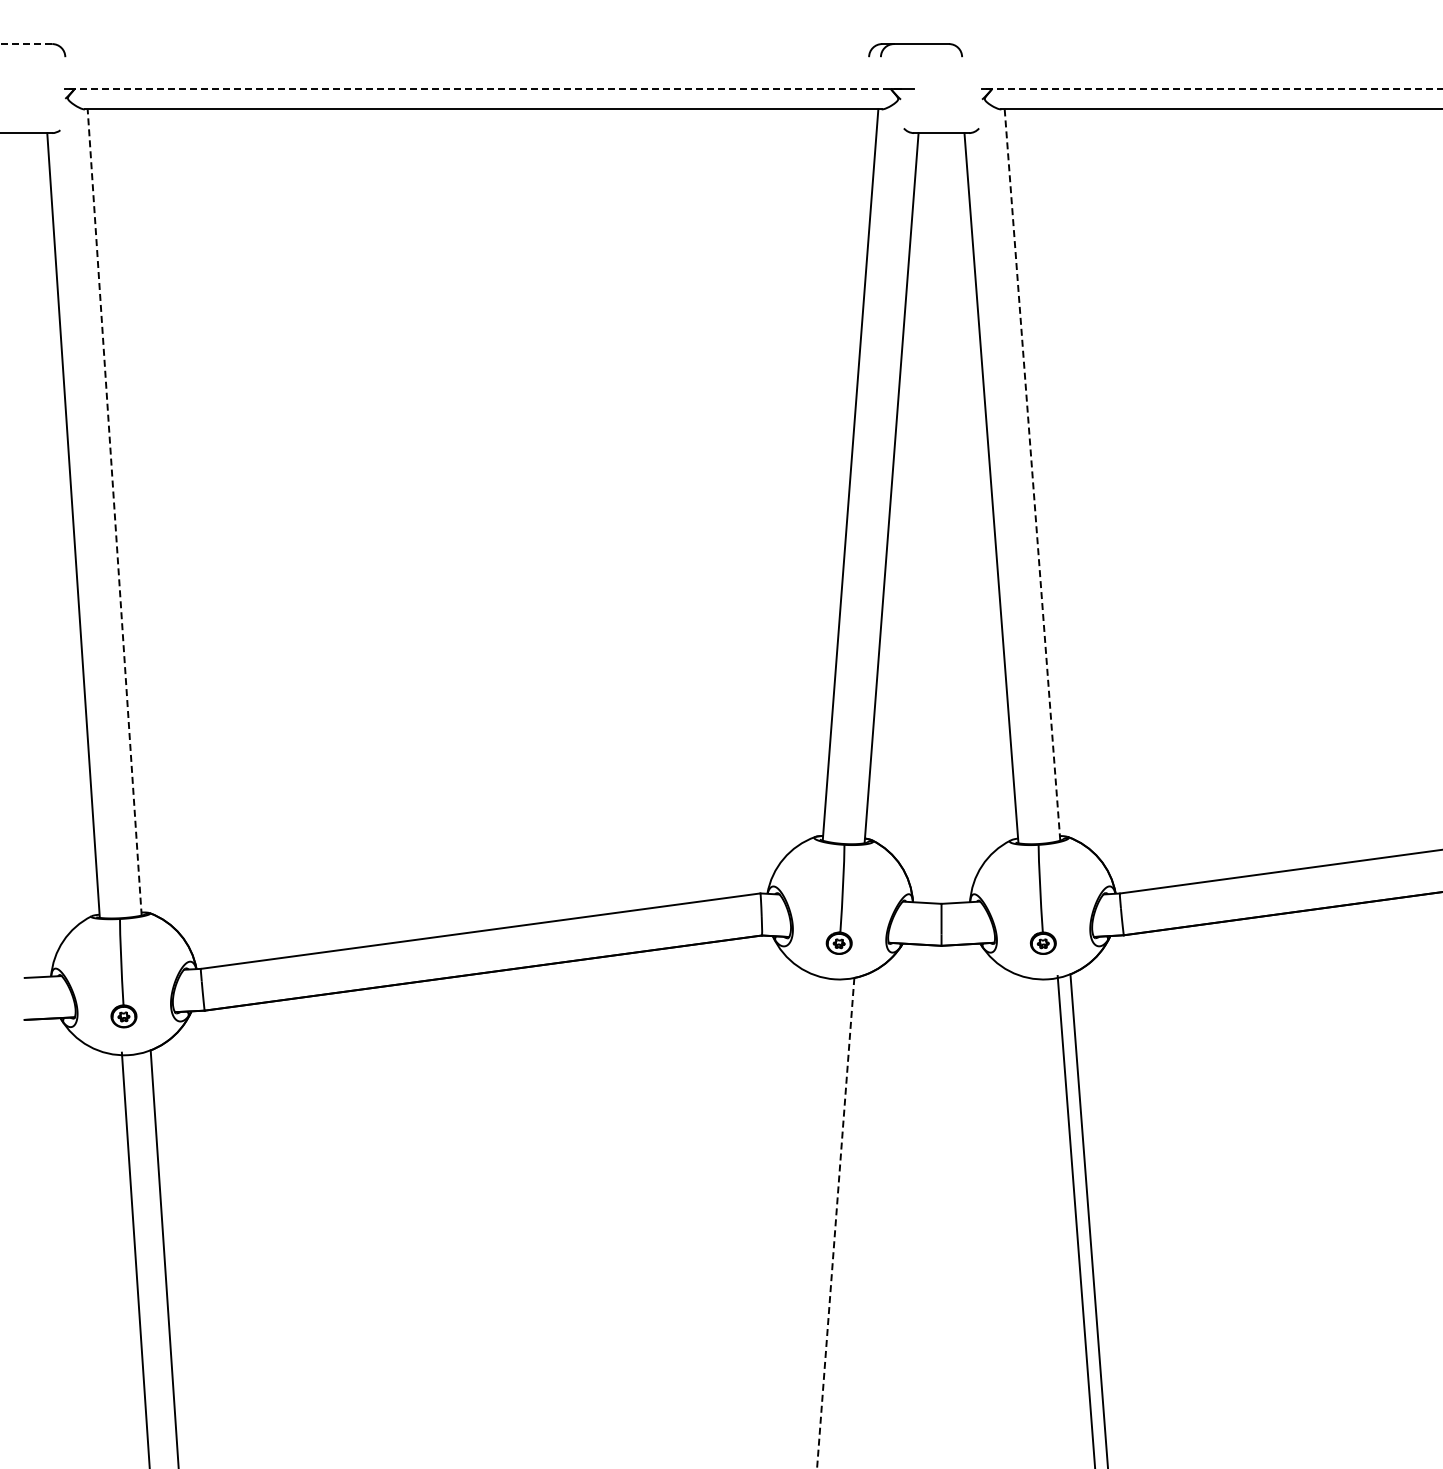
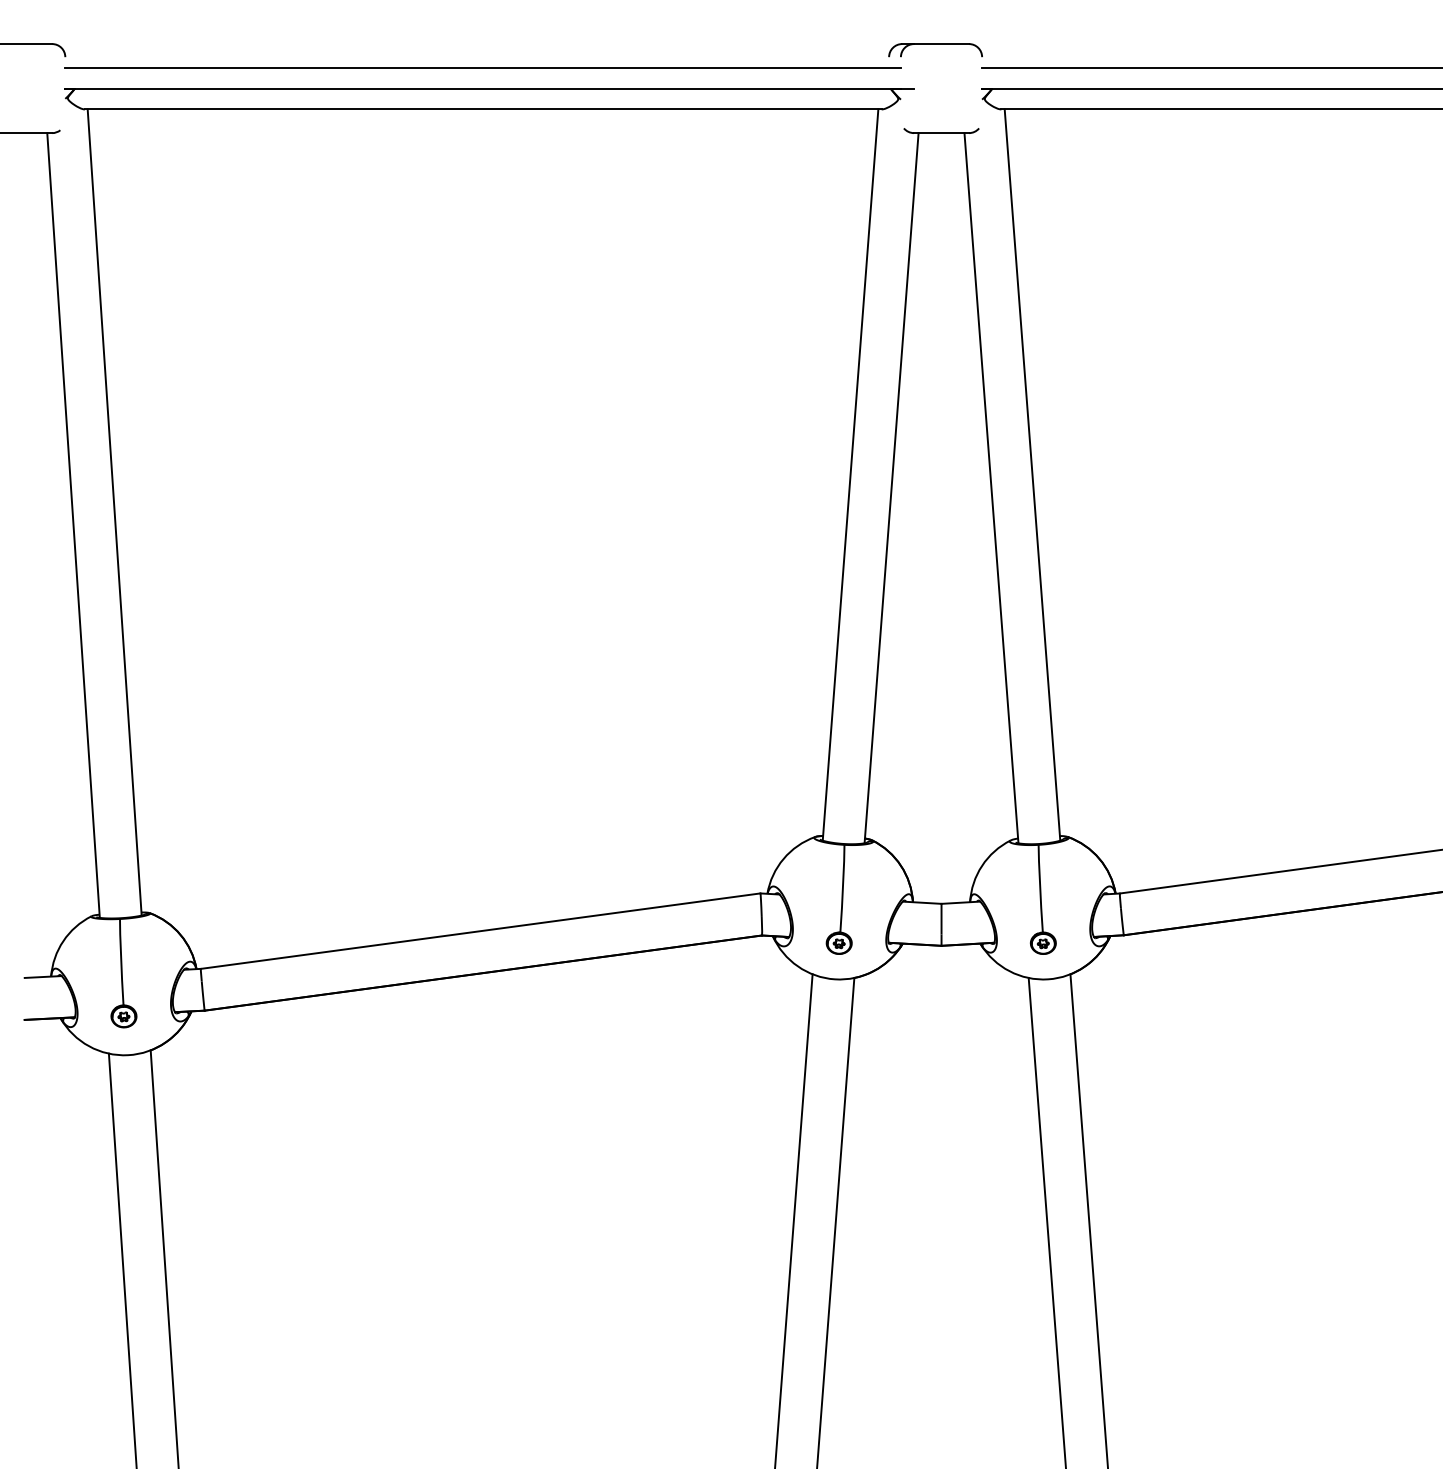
line: dashed -> solid (25, 44)
part position: (915, 50) -> (935, 50) (935, 50)
line: none -> present (482, 67)
line: none -> present (1210, 67)
line: dashed -> solid (483, 88)
line: dashed -> solid (1212, 88)
line: dashed -> solid (1032, 475)
line: dashed -> solid (114, 512)
line: none -> present (793, 1219)
line position: (1075, 1220) -> (1046, 1221) (1046, 1221)
line: dashed -> solid (835, 1224)
line position: (135, 1258) -> (122, 1259) (122, 1259)
